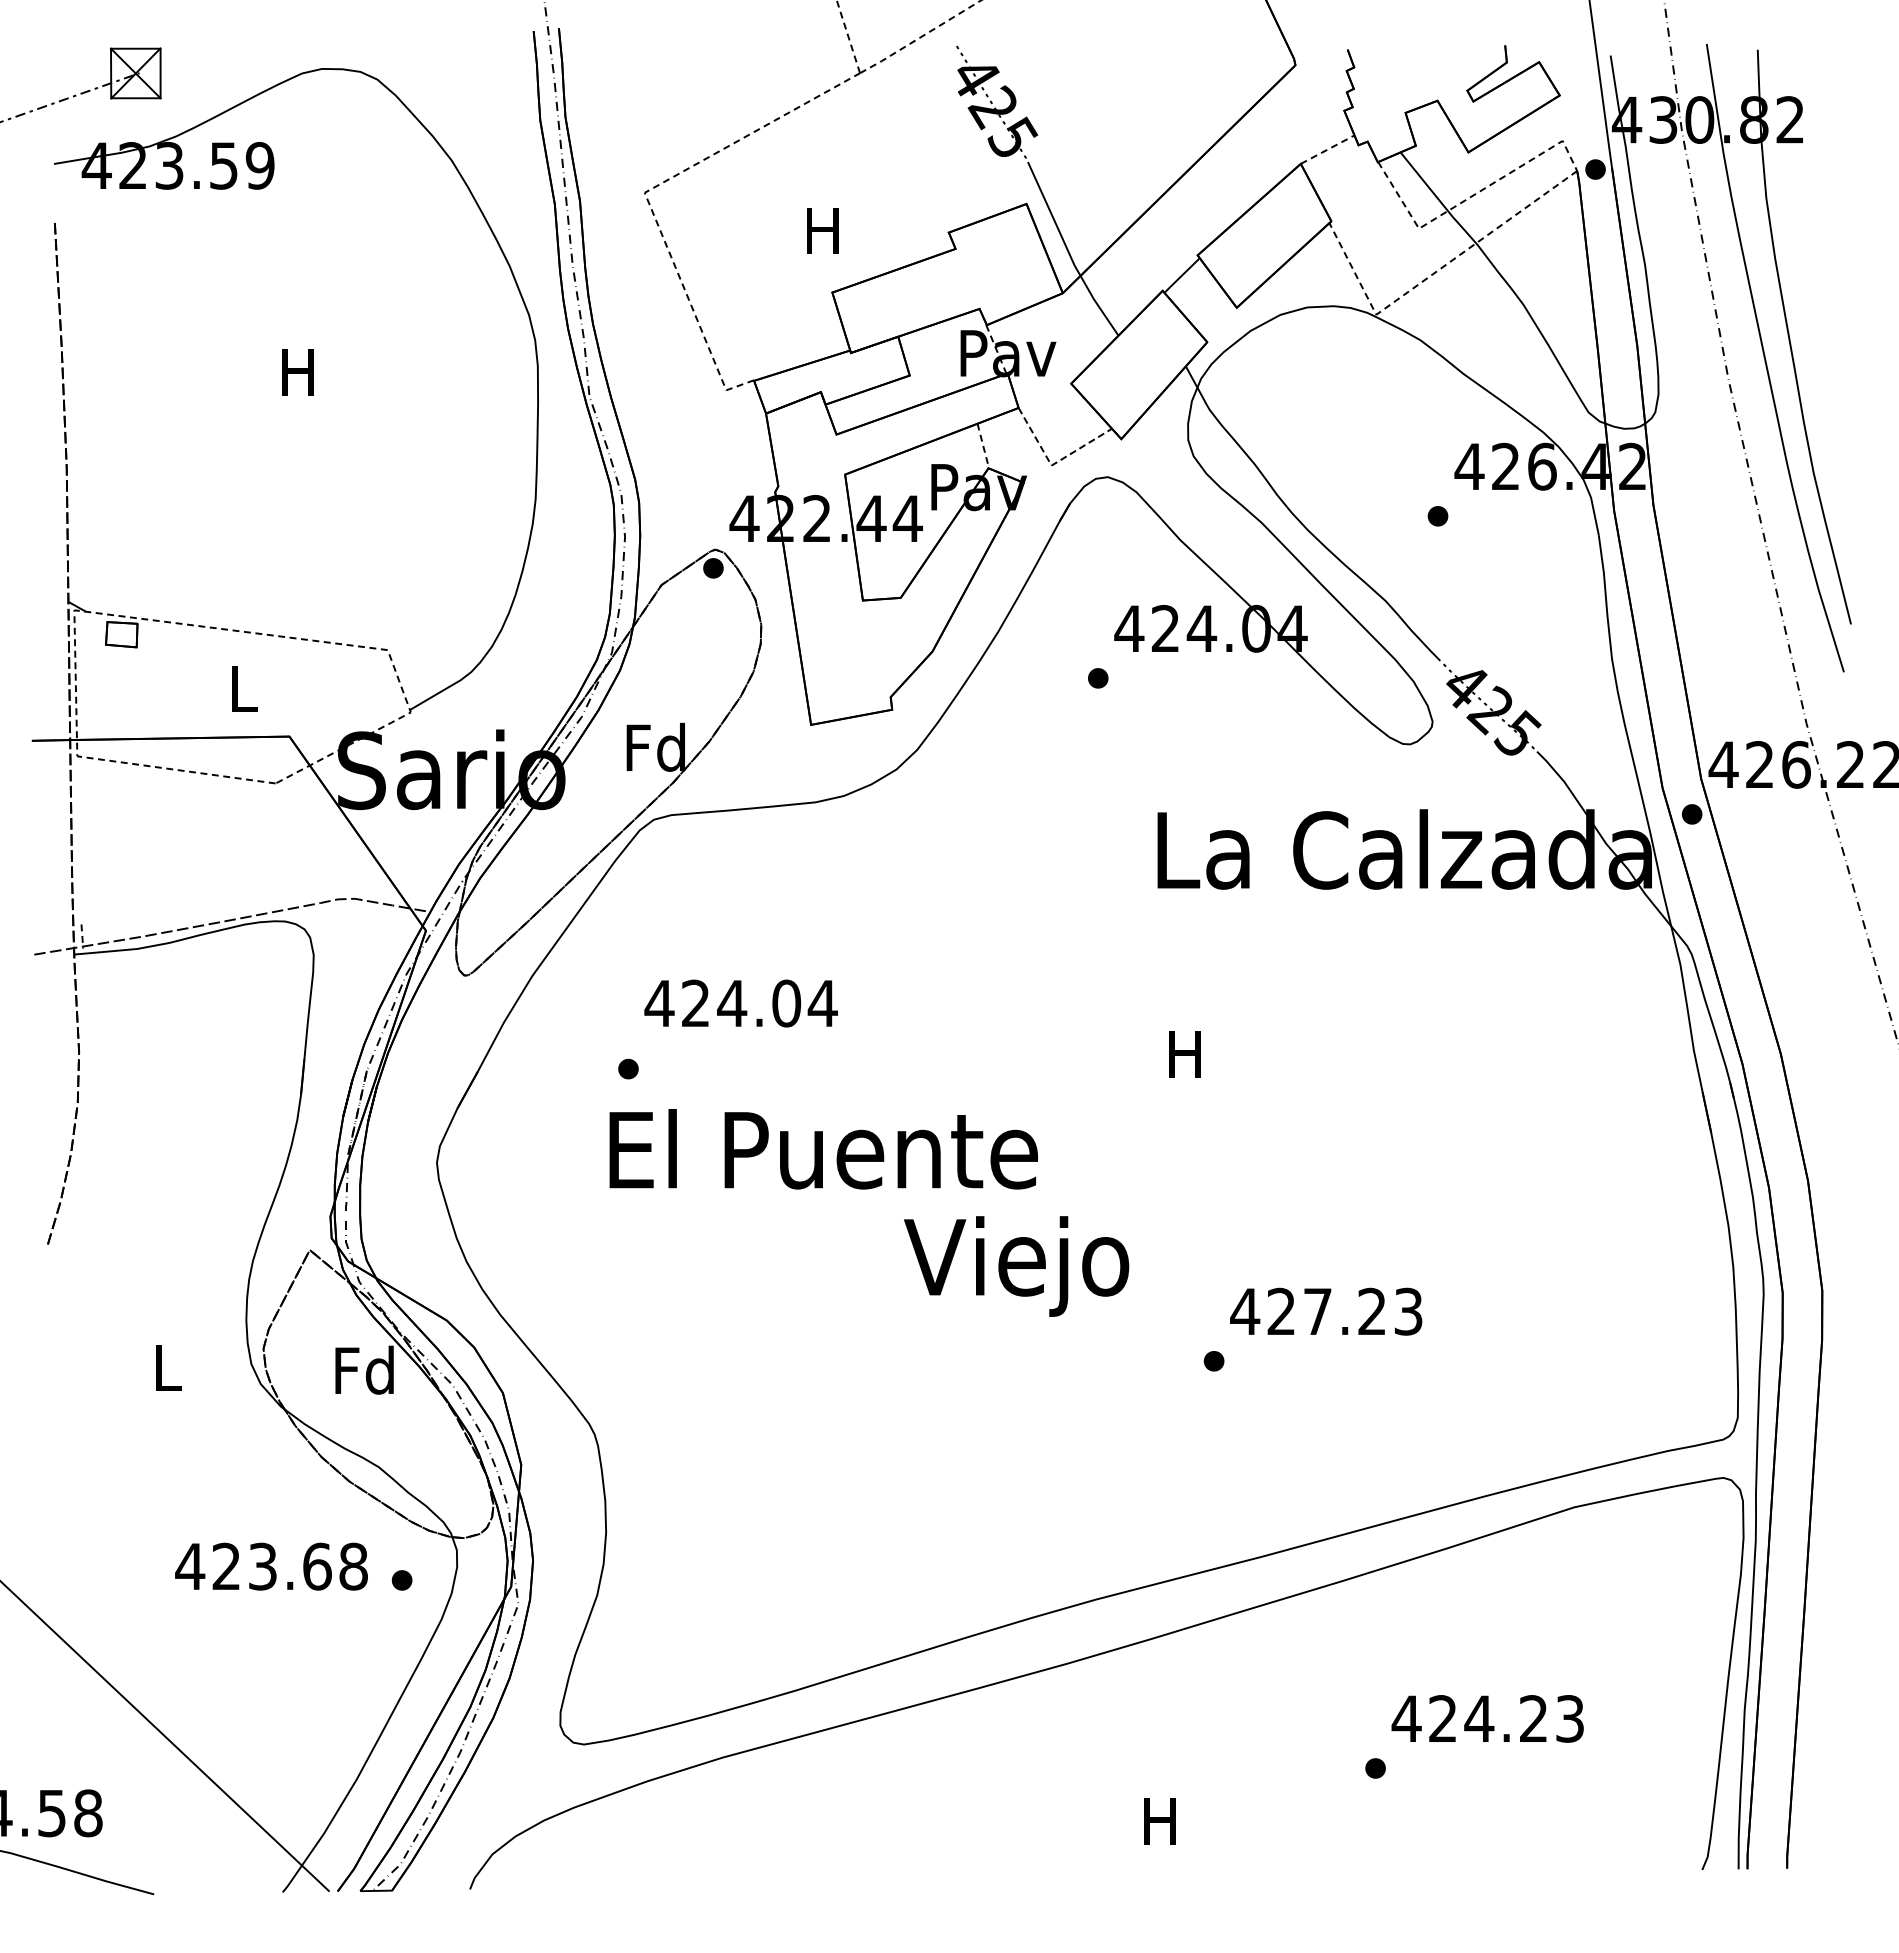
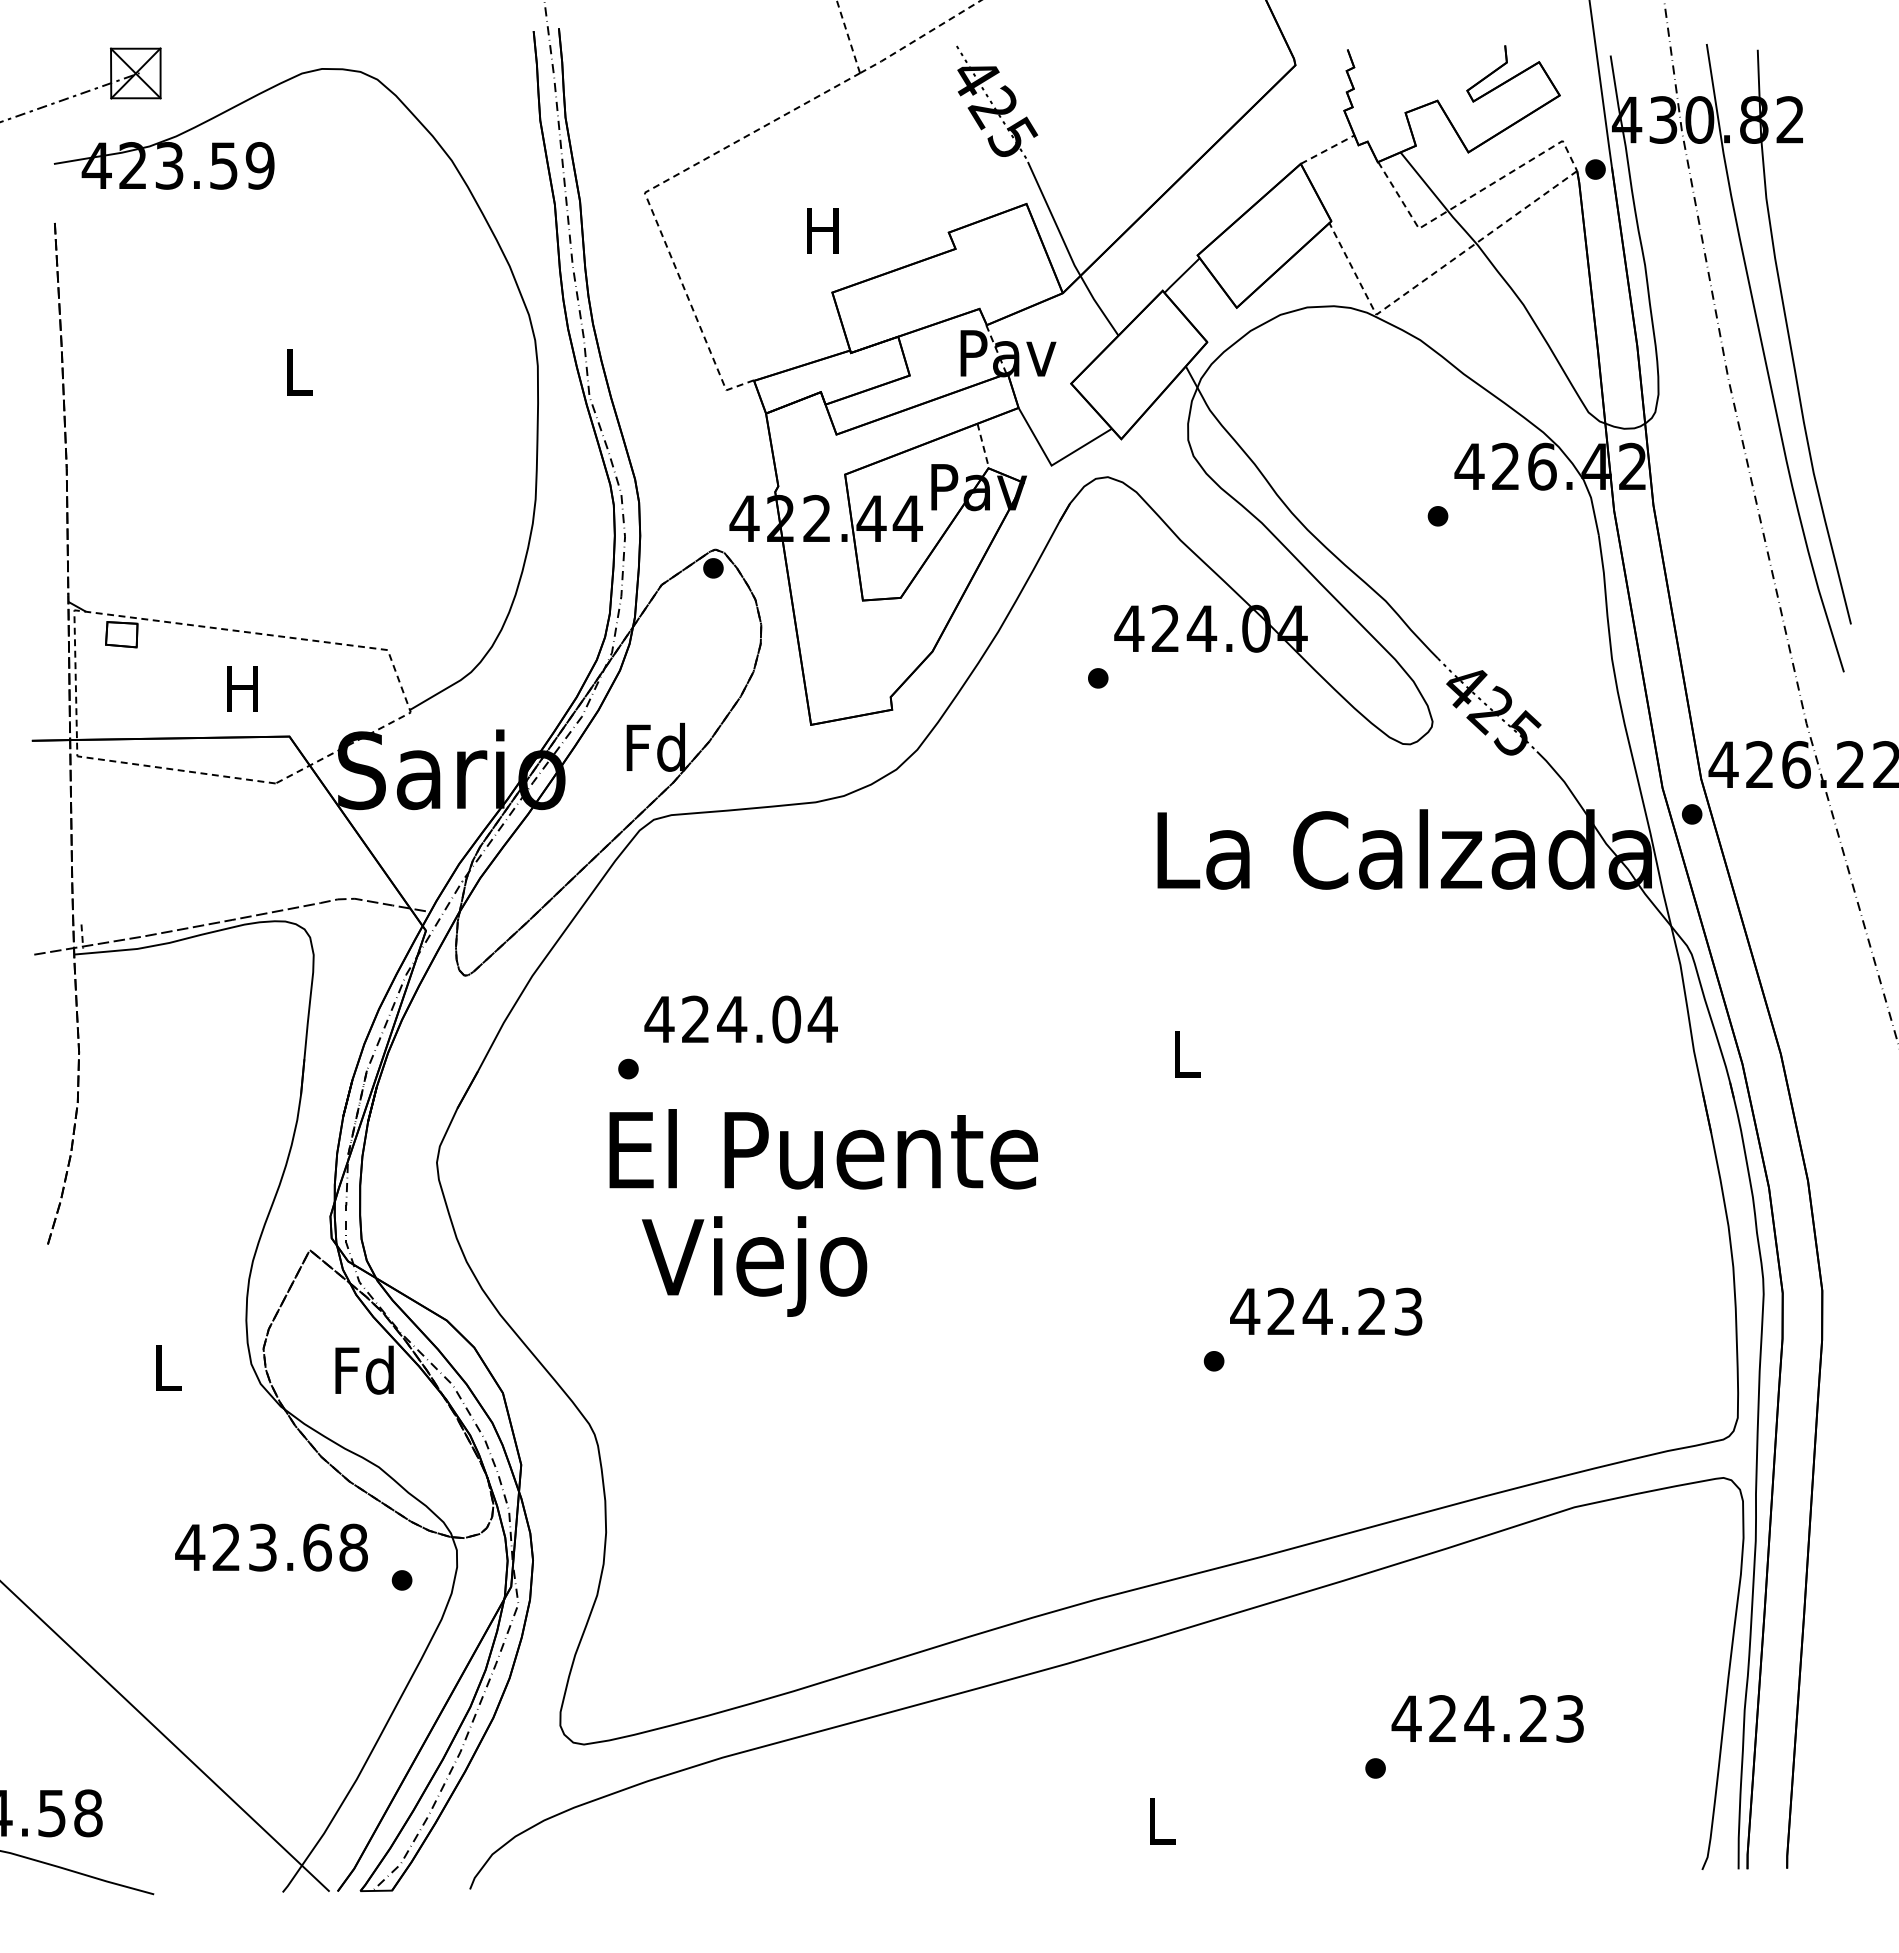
text: H -> L (297, 372)
line: dashed -> solid (1053, 464)
text: L -> H (242, 688)
text position: (740, 1003) -> (740, 1019) (740, 1019)
text: H -> L (1184, 1054)
text position: (1016, 1266) -> (754, 1266) (754, 1266)
text: 427.23 -> 424.23 (1317, 1311)
text position: (271, 1566) -> (271, 1547) (271, 1547)
text: H -> L (1159, 1821)
